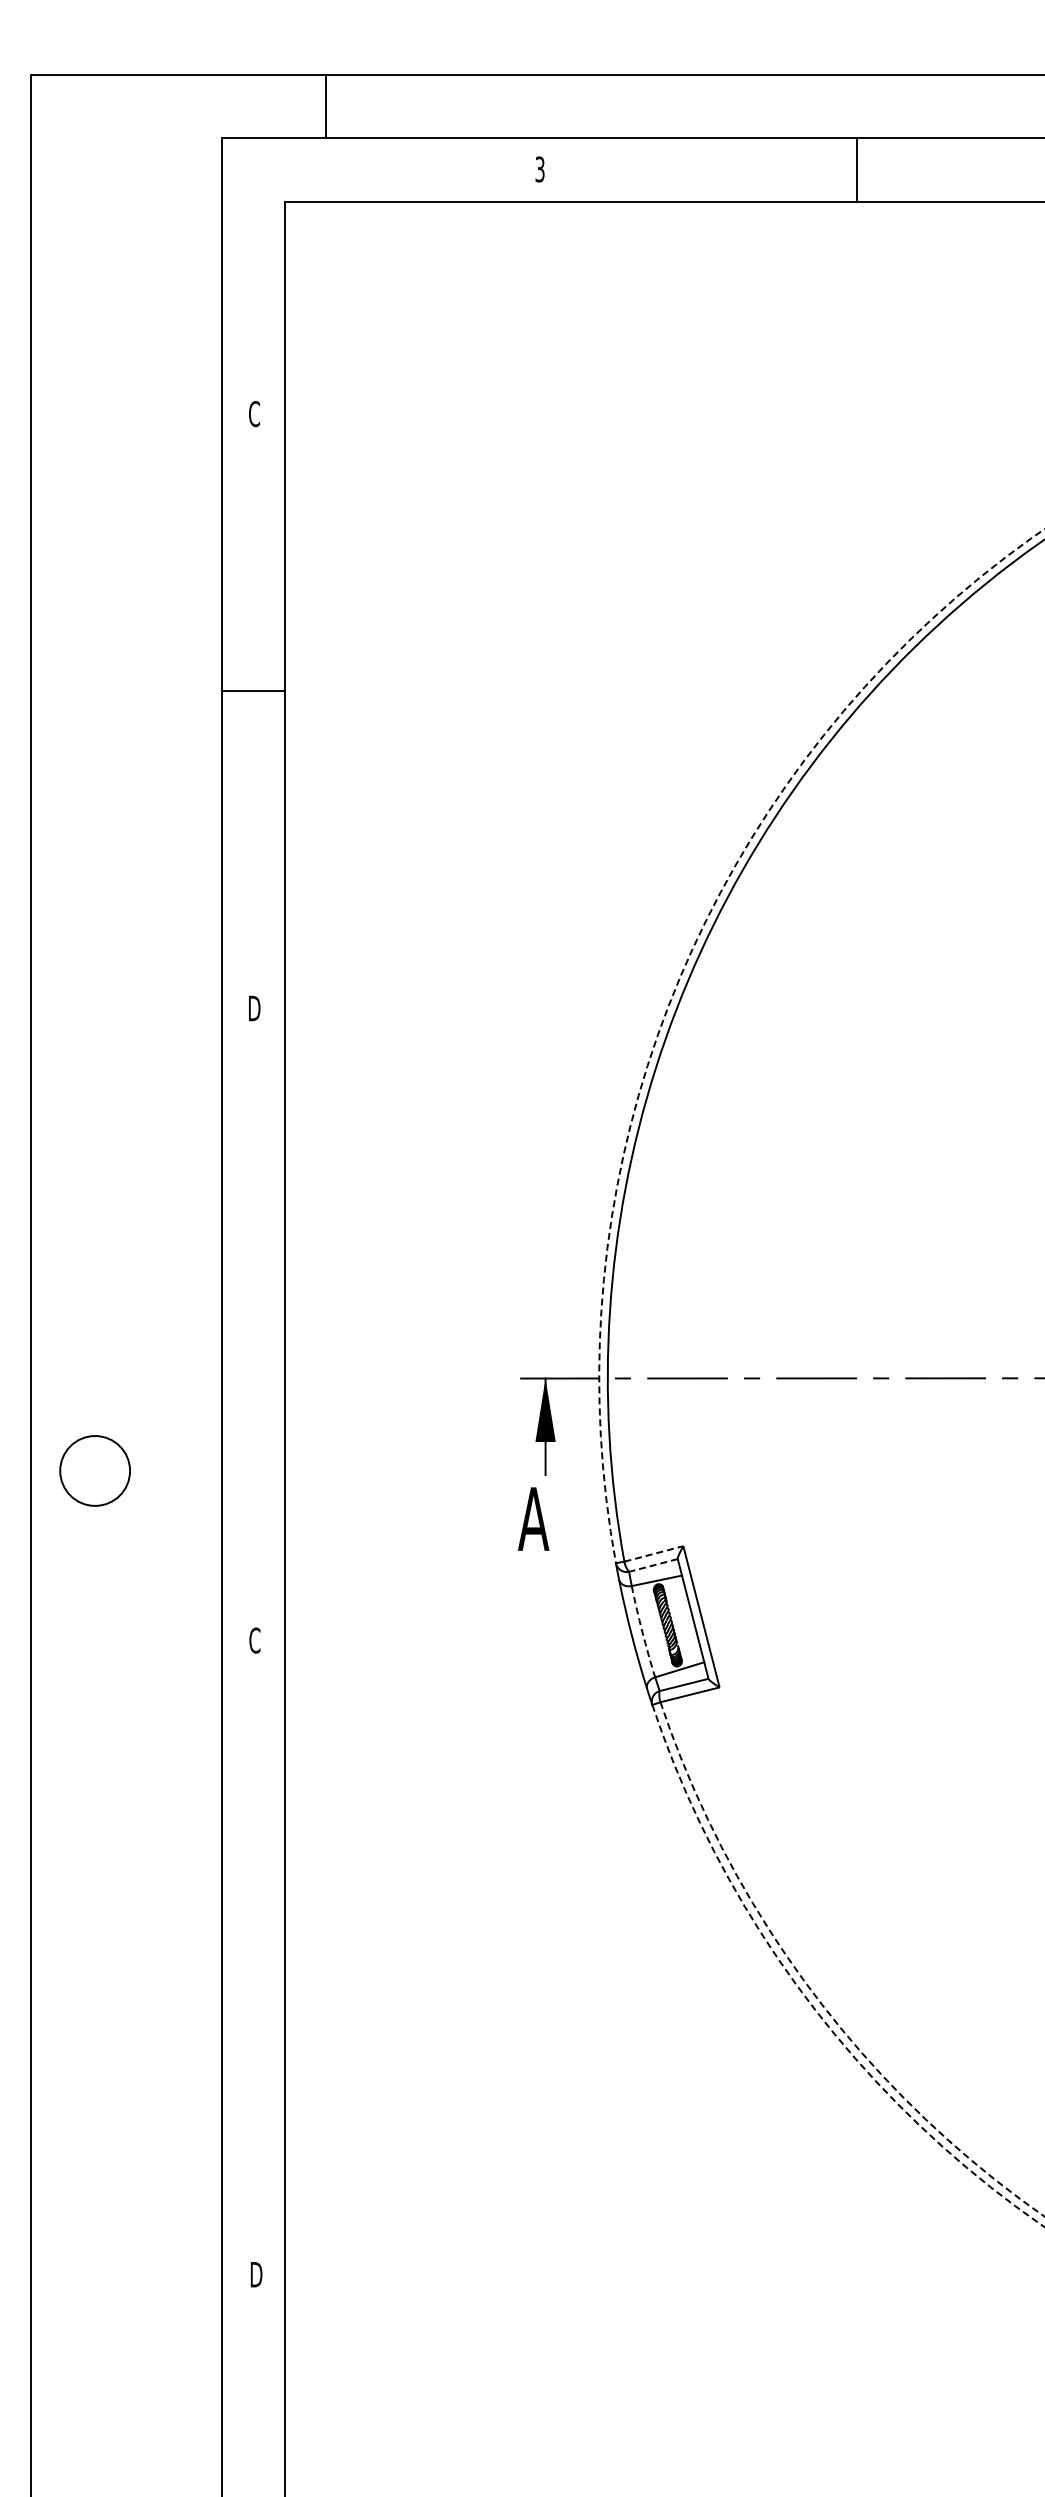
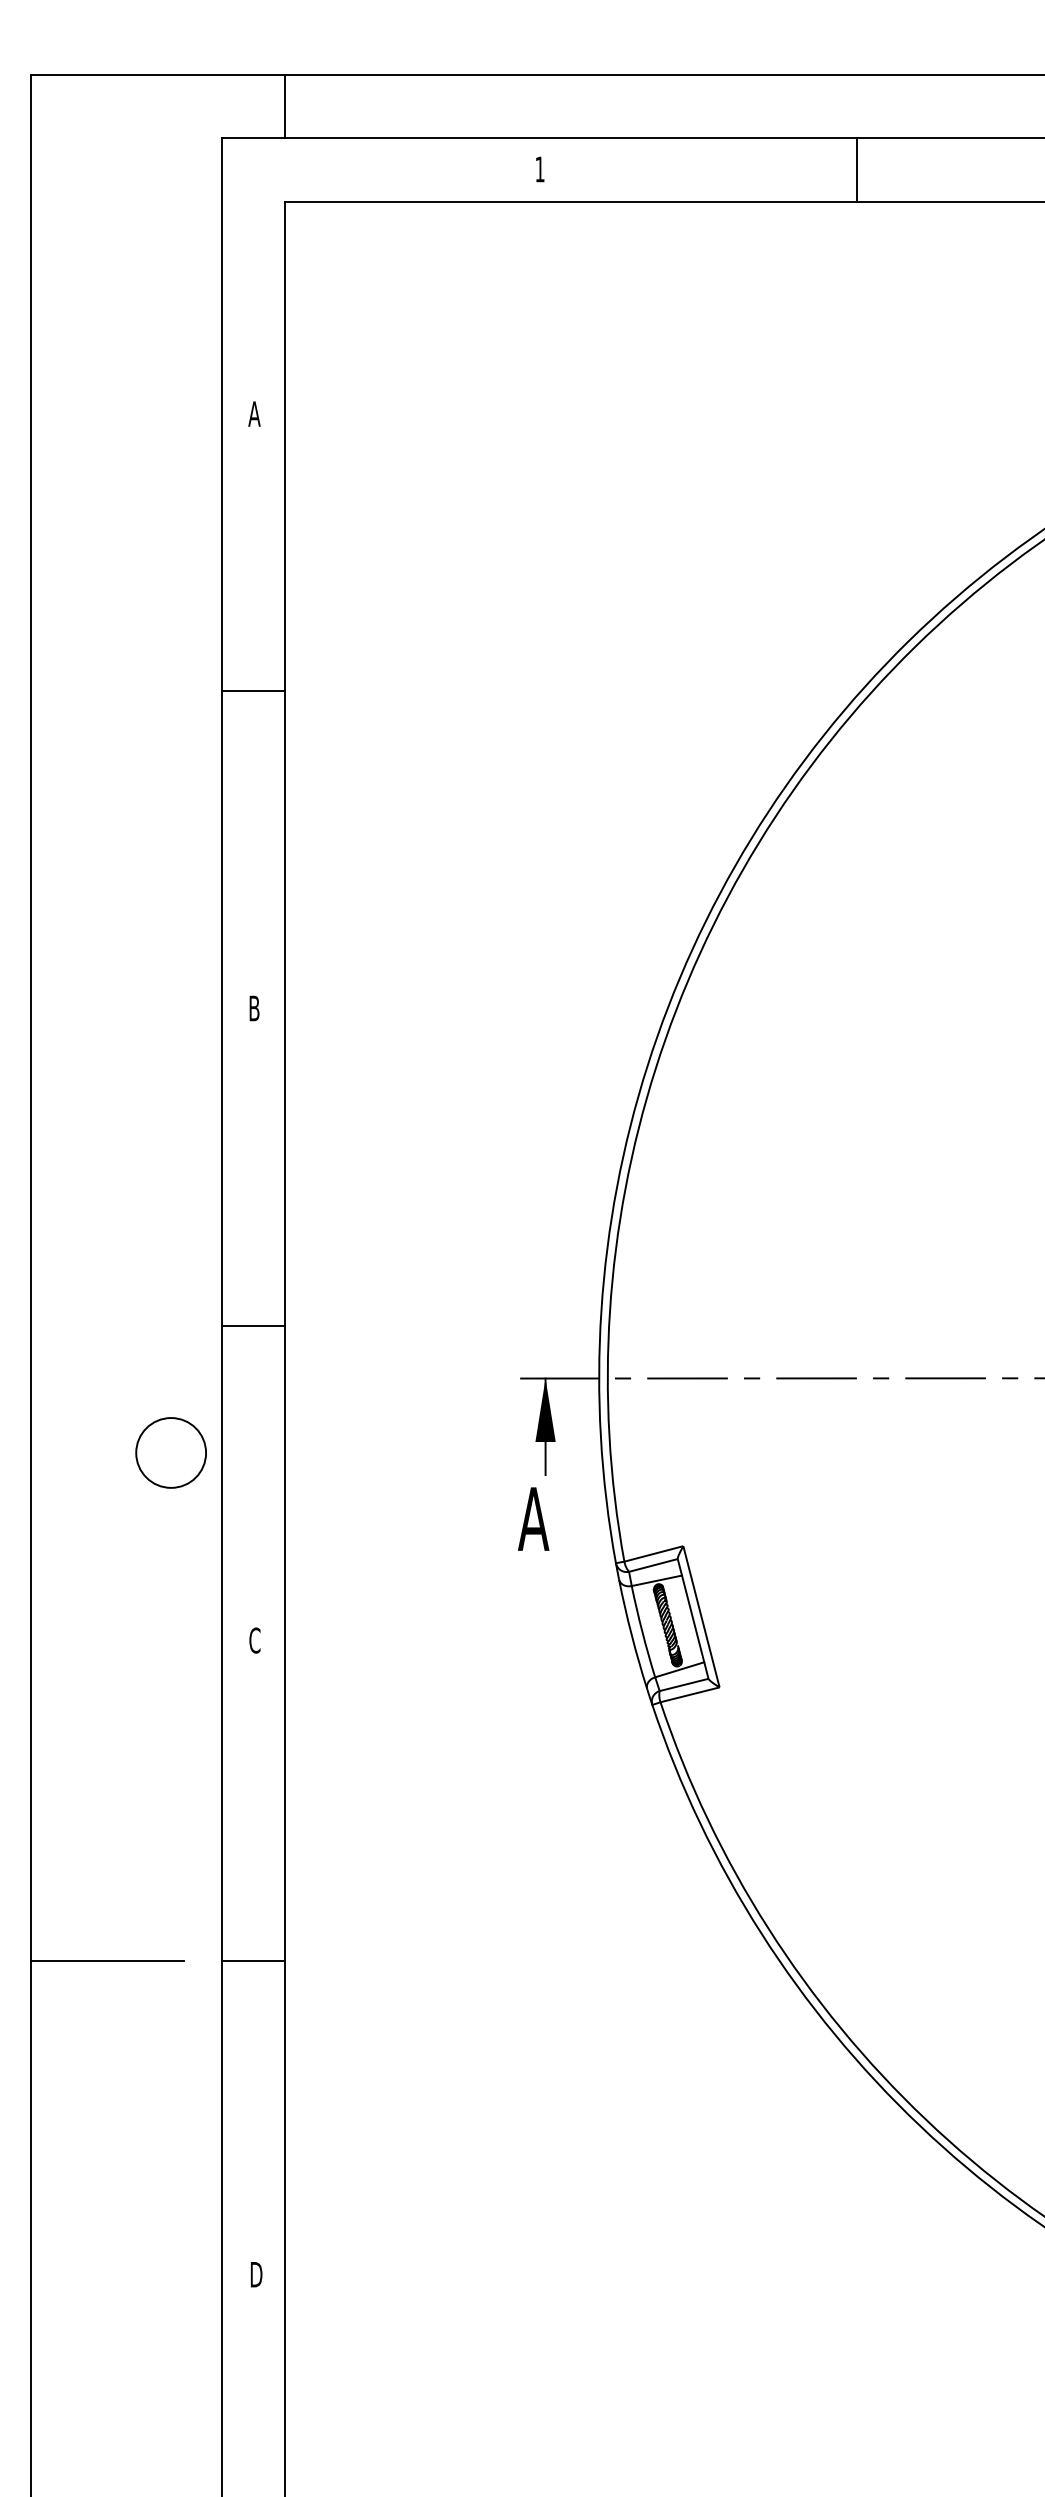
line position: (326, 106) -> (285, 106) (285, 106)
text: 3 -> 1 (539, 169)
text: C -> A (254, 414)
arc: dashed -> solid (677, 984)
text: D -> B (254, 1008)
line: none -> present (253, 1325)
circle position: (94, 1470) -> (170, 1452) (170, 1452)
line: dashed -> solid (653, 1553)
line: dashed -> solid (652, 1565)
arc: dashed -> solid (642, 1631)
line: none -> present (107, 1961)
line: none -> present (253, 1961)
arc: dashed -> solid (809, 1988)
arc: dashed -> solid (807, 1999)
